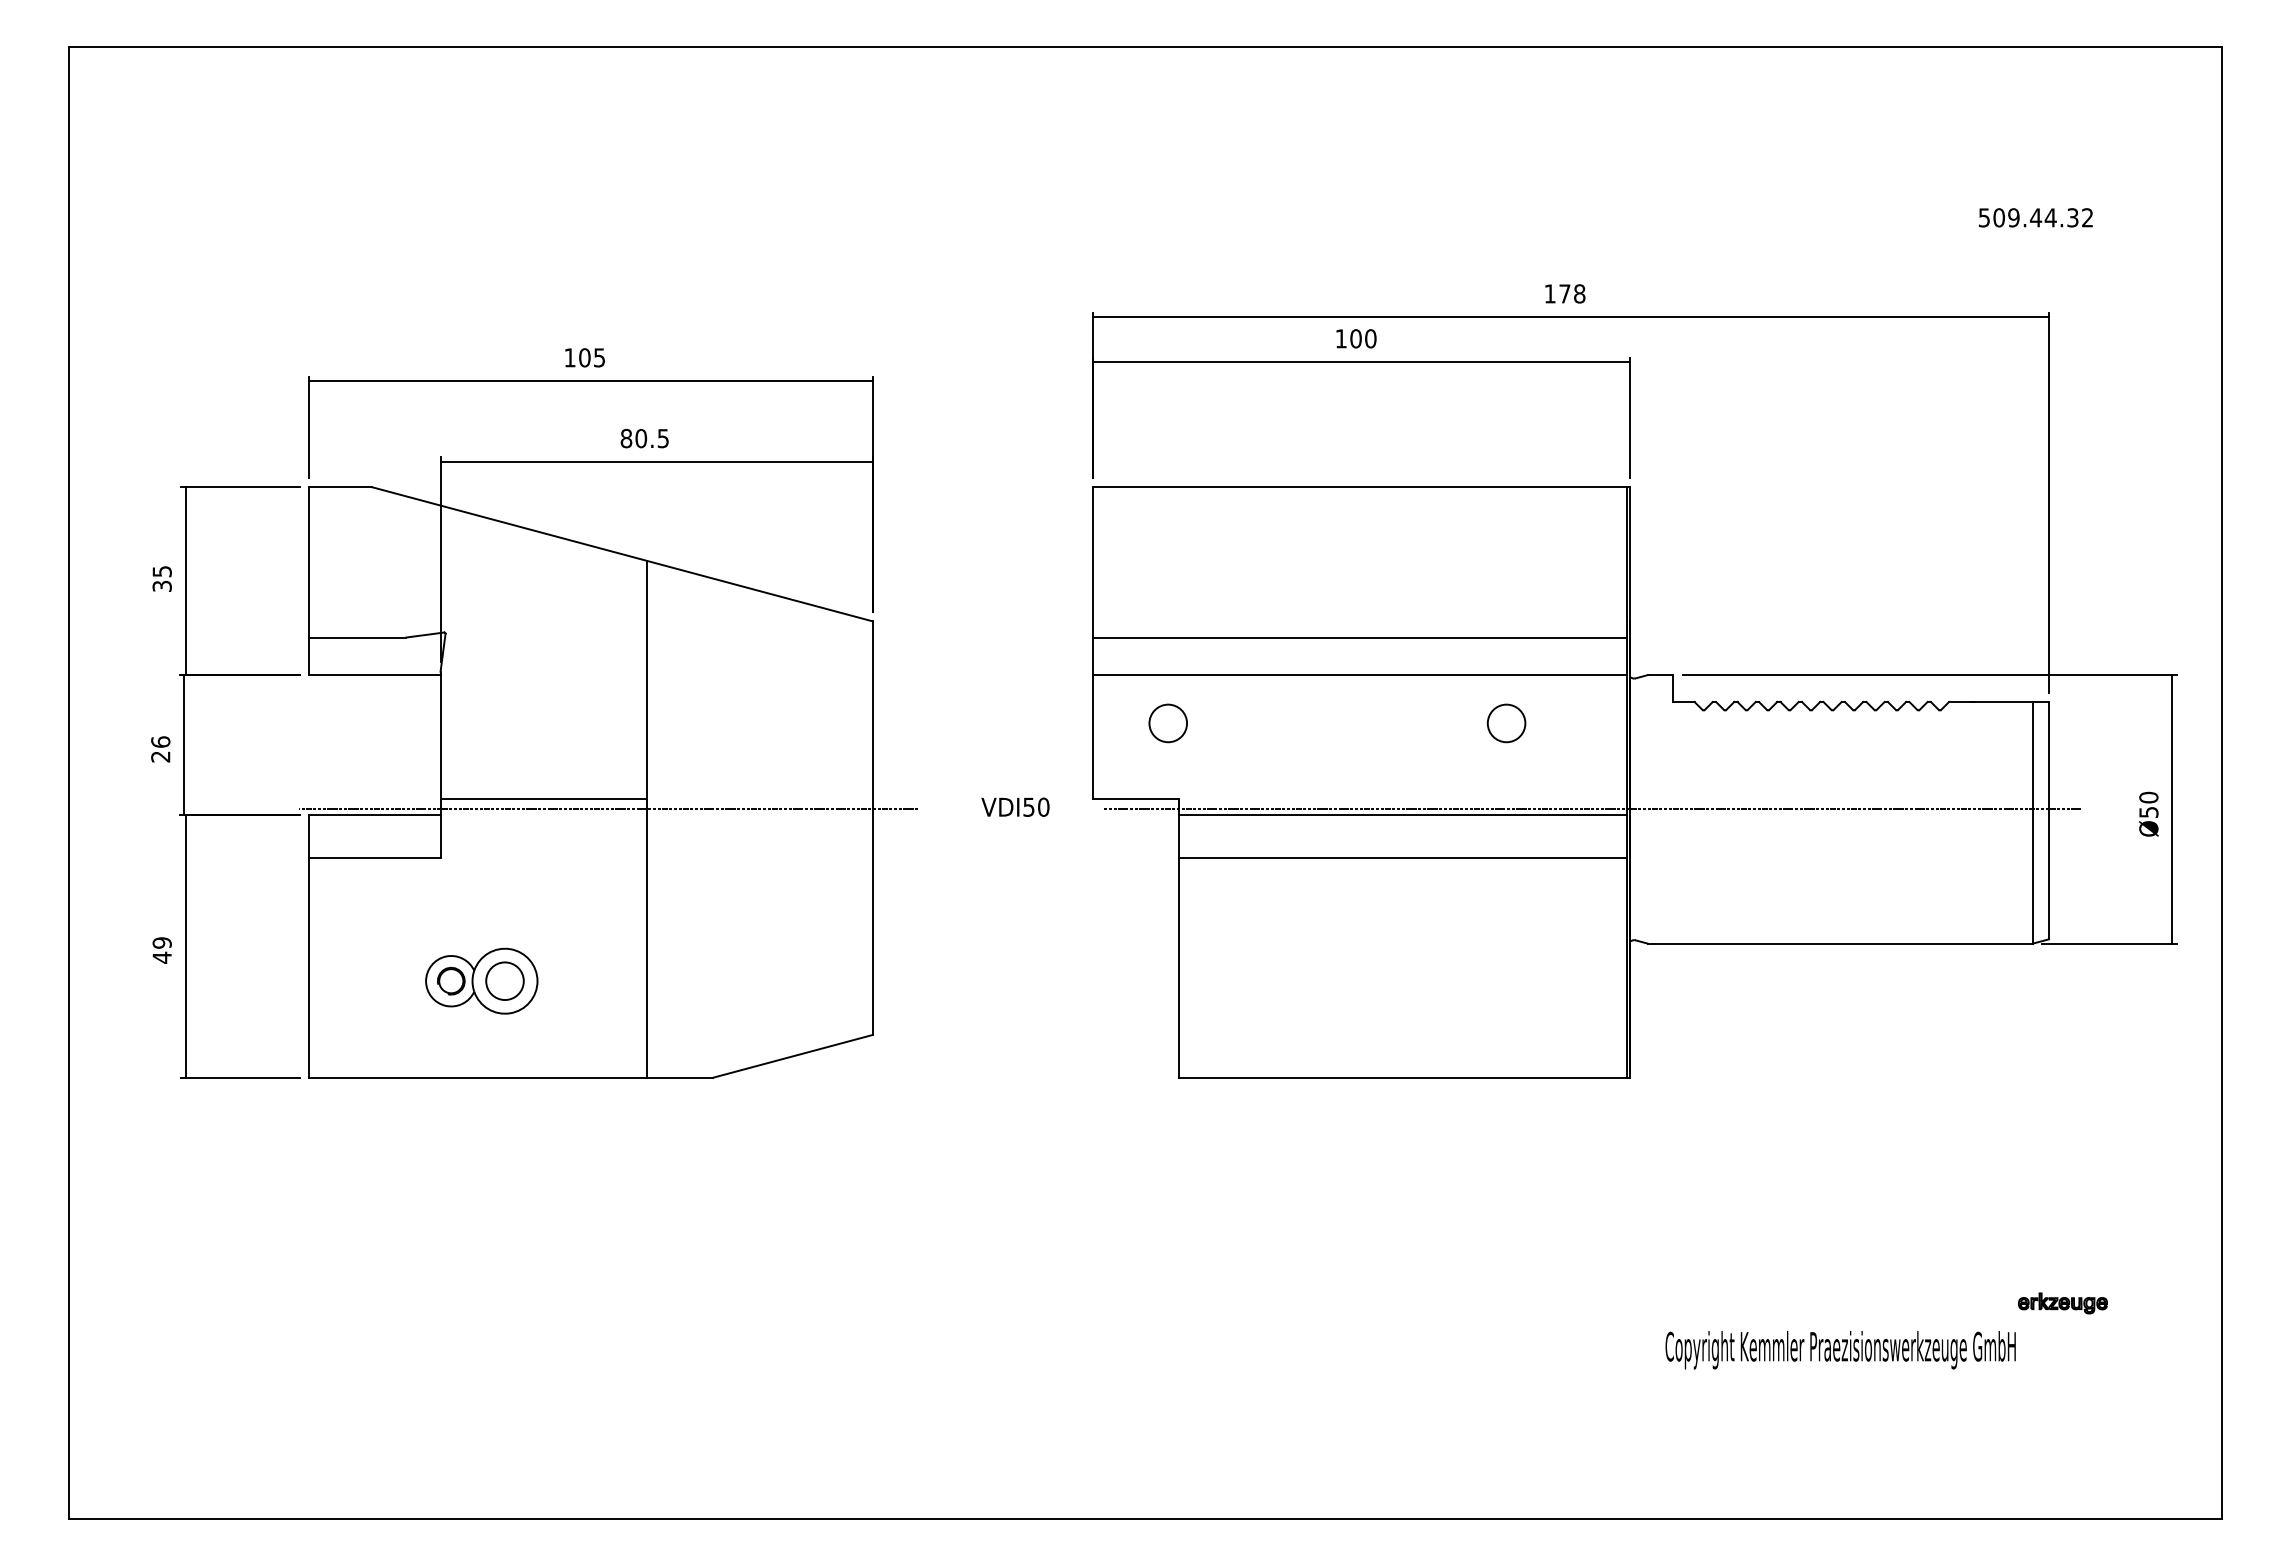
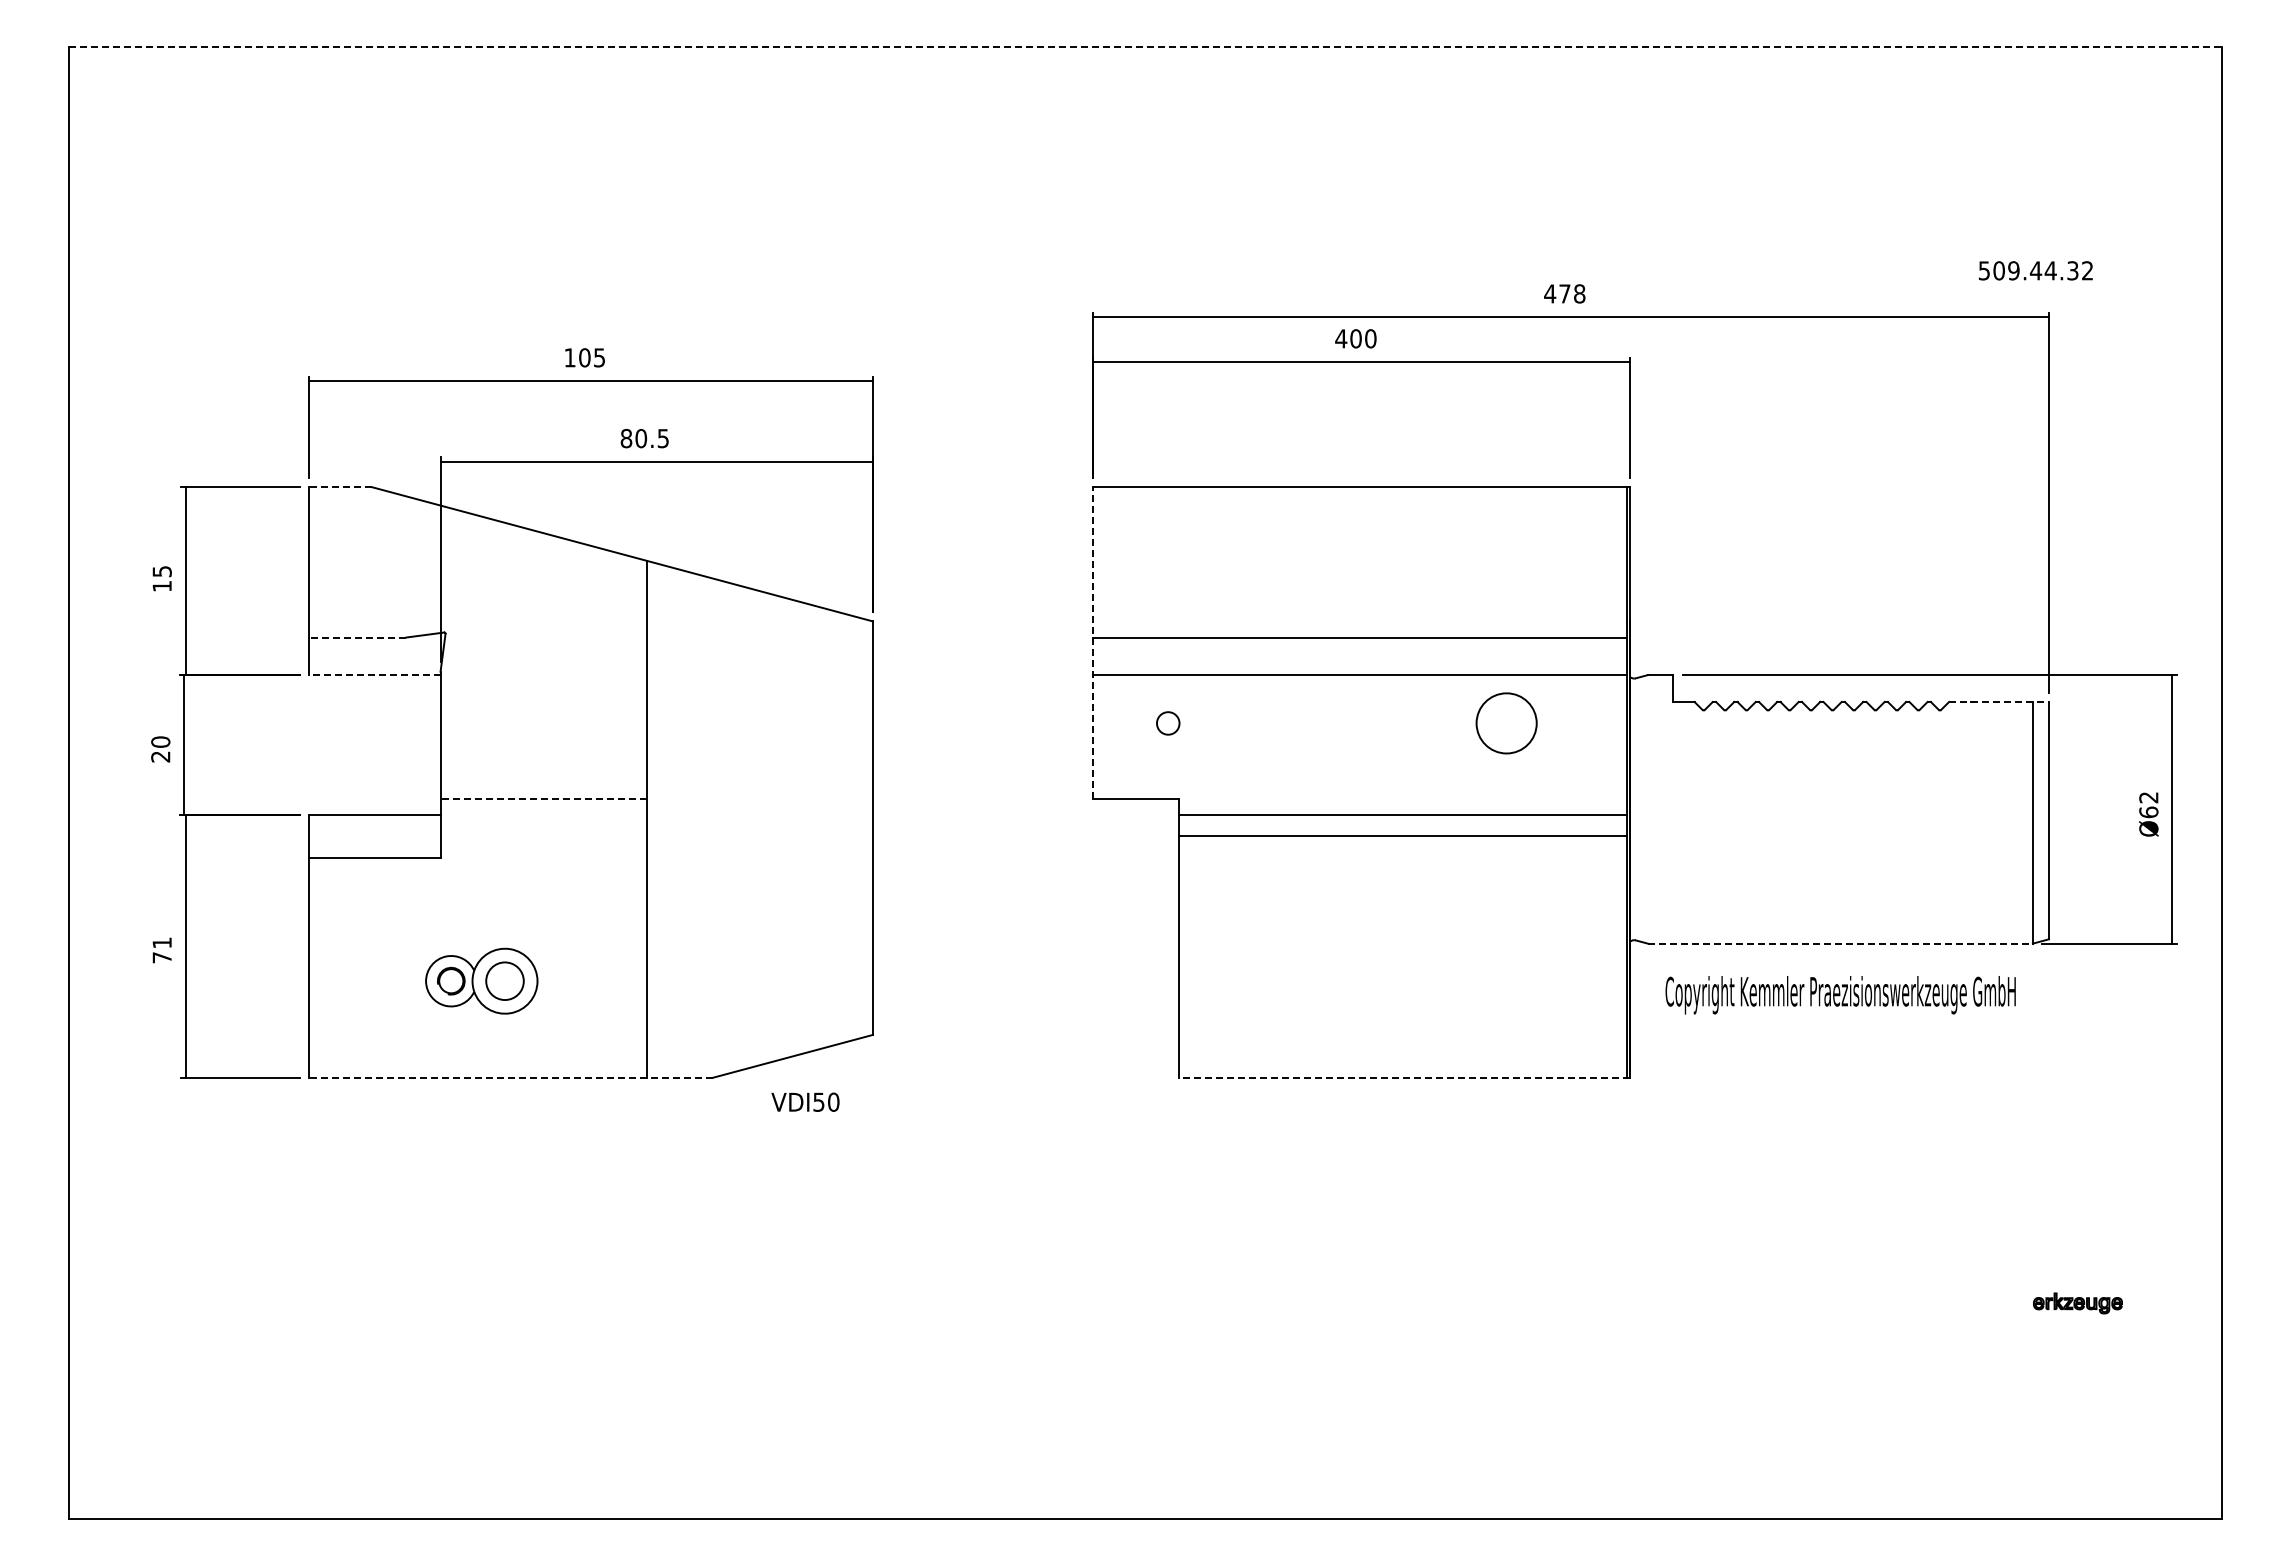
line: solid -> dashed (1145, 46)
text position: (2035, 217) -> (2035, 270) (2035, 270)
text: 178 -> 478 (1550, 293)
text: 100 -> 400 (1341, 338)
line: solid -> dashed (339, 487)
text: 35 -> 15 (161, 585)
line: solid -> dashed (357, 637)
line: solid -> dashed (1093, 642)
line: solid -> dashed (374, 675)
line: solid -> dashed (1999, 701)
circle diameter: 38 px -> 23 px (1167, 723)
circle size: 41x41 px -> 63x63 px (1506, 723)
text: 26 -> 20 (160, 741)
line: solid -> dashed (543, 798)
text: Ø50 -> Ø62 (2148, 804)
text position: (1015, 806) -> (805, 1101) (805, 1101)
line: present -> none (608, 809)
line: present -> none (1591, 809)
line position: (1403, 857) -> (1403, 835) (1403, 835)
line: solid -> dashed (1840, 943)
text: 49 -> 71 (161, 950)
line: solid -> dashed (510, 1077)
line: solid -> dashed (1404, 1077)
part position: (2062, 1303) -> (2077, 1303) (2077, 1303)
text position: (1840, 1350) -> (1840, 995) (1840, 995)
